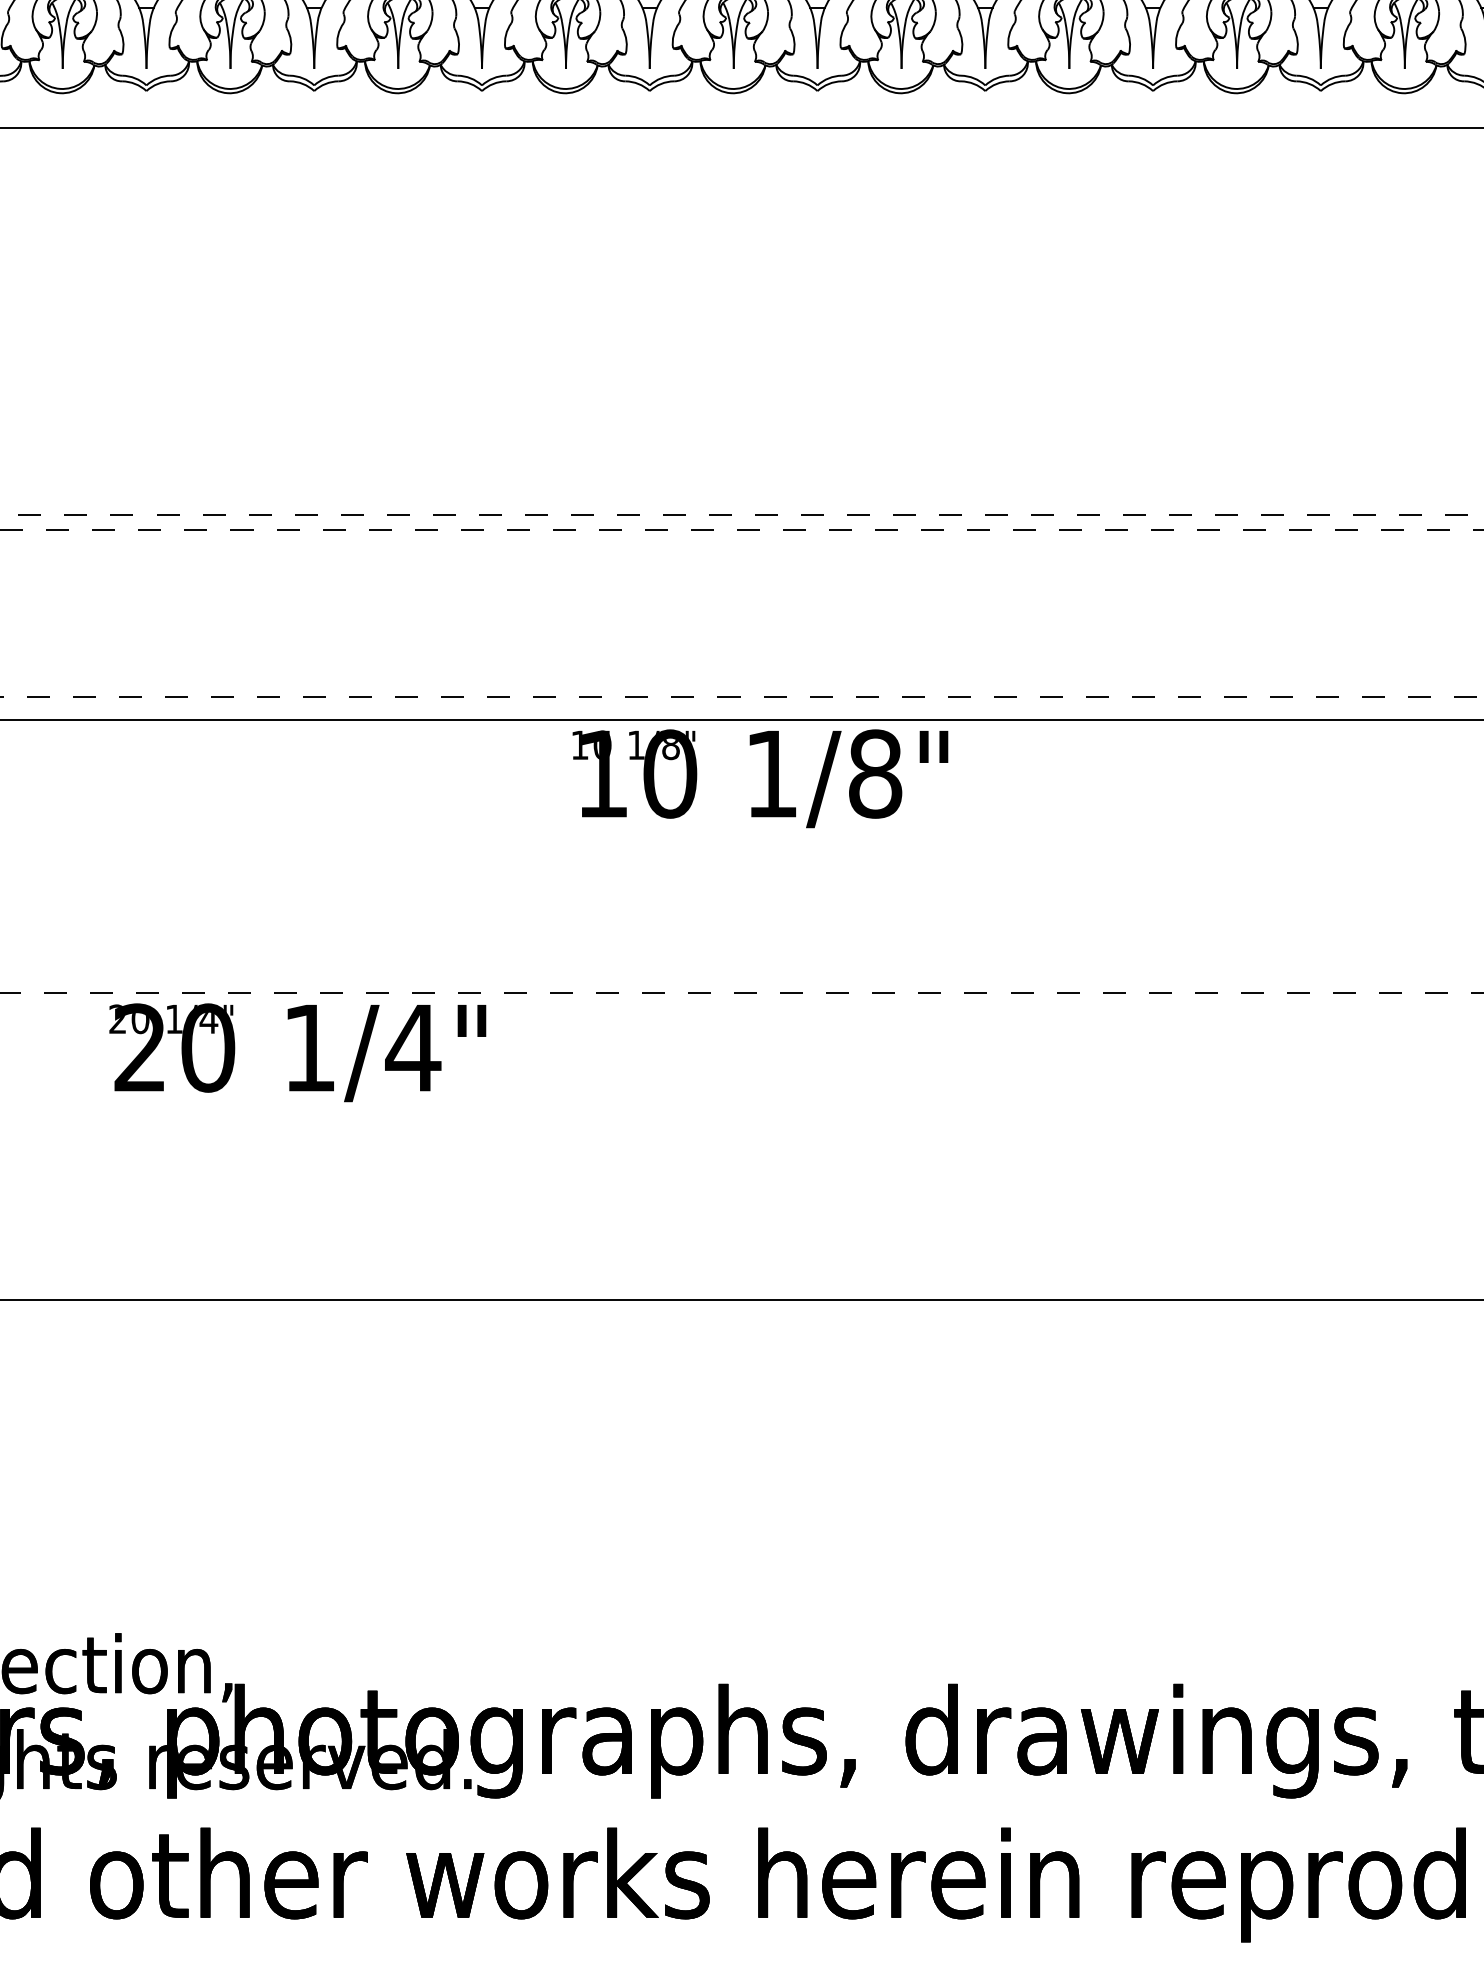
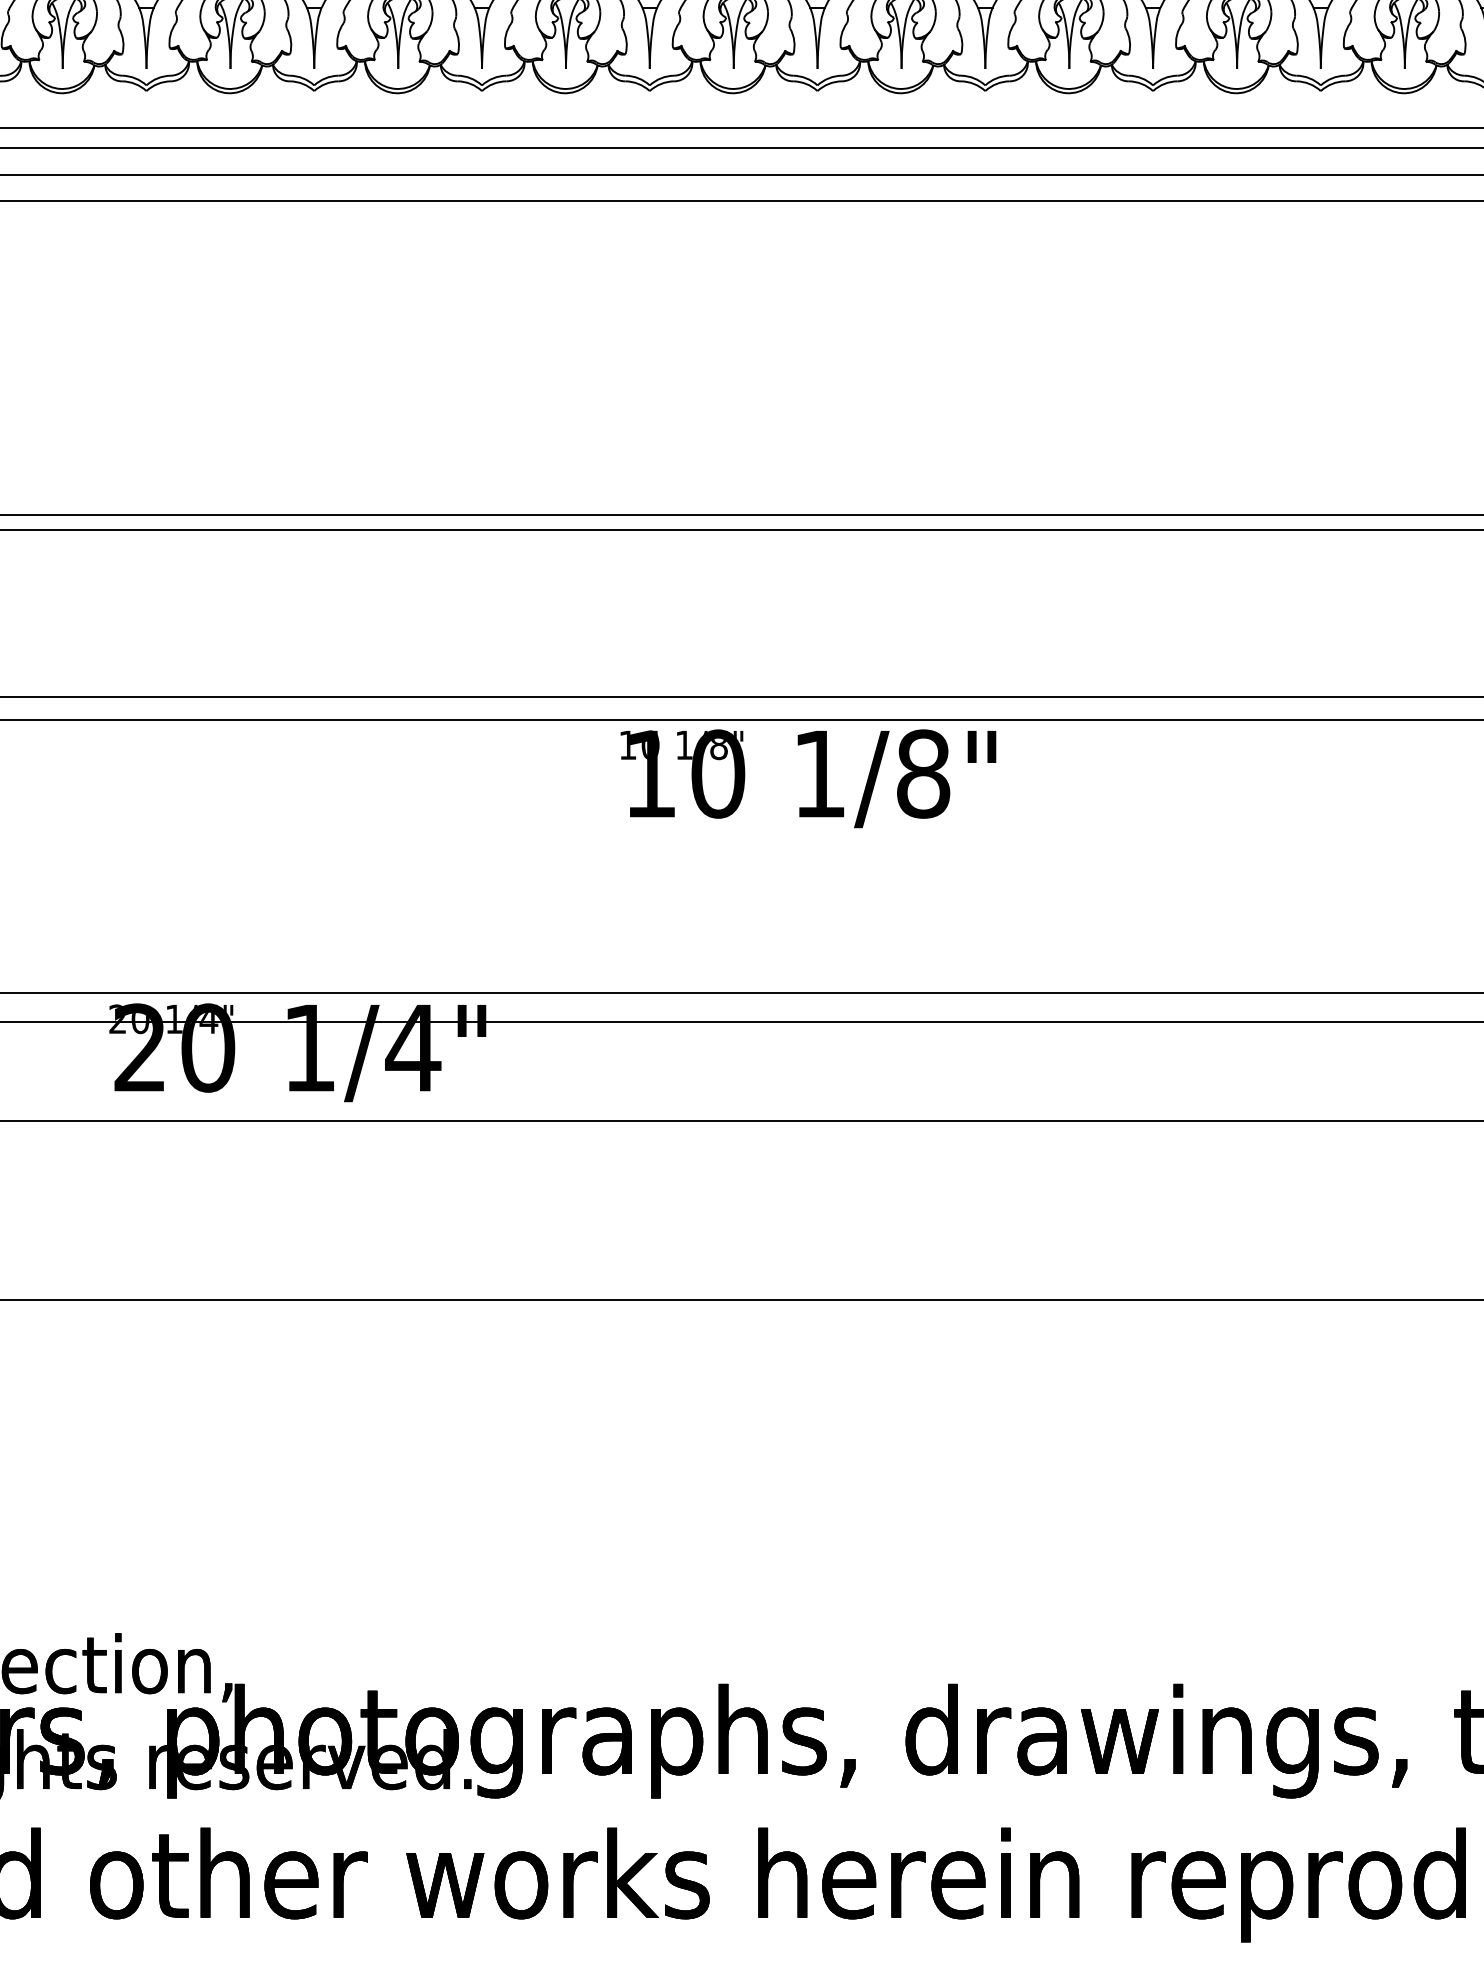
line: none -> present (741, 148)
line: none -> present (741, 175)
line: none -> present (741, 200)
line: dashed -> solid (742, 515)
line: dashed -> solid (742, 529)
line: dashed -> solid (741, 697)
text position: (760, 778) -> (808, 778) (808, 778)
line: dashed -> solid (742, 993)
line: none -> present (741, 1022)
line: none -> present (741, 1121)
